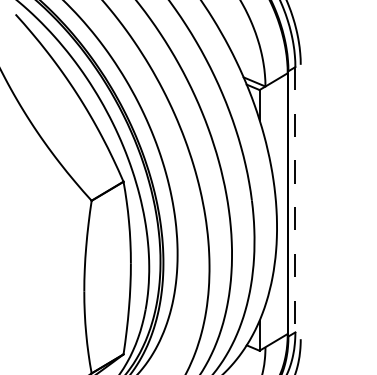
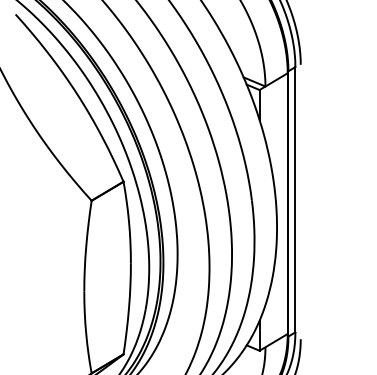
line: dashed -> solid (295, 199)
